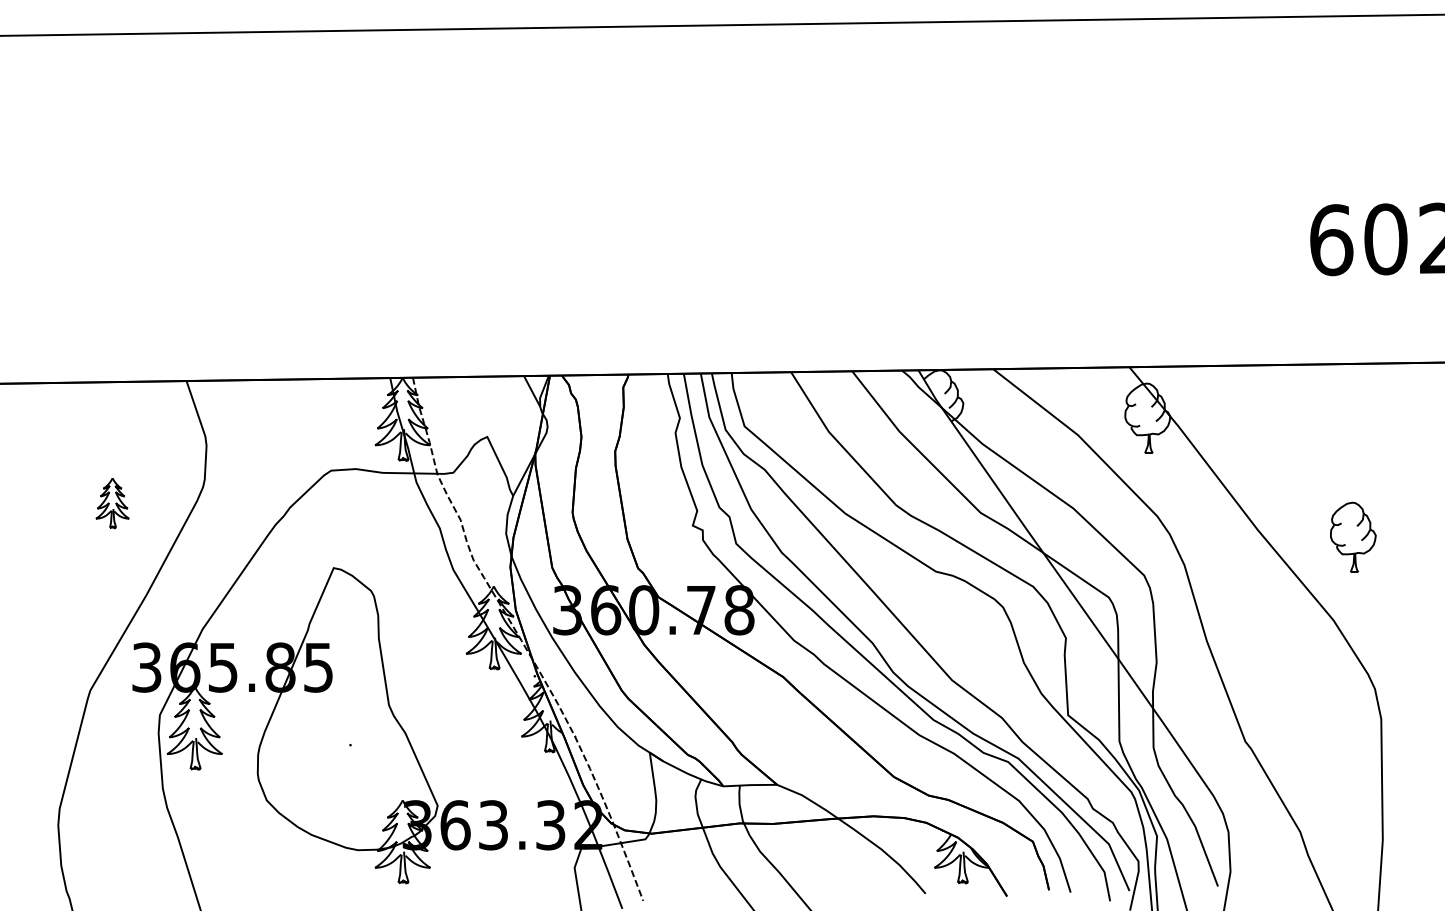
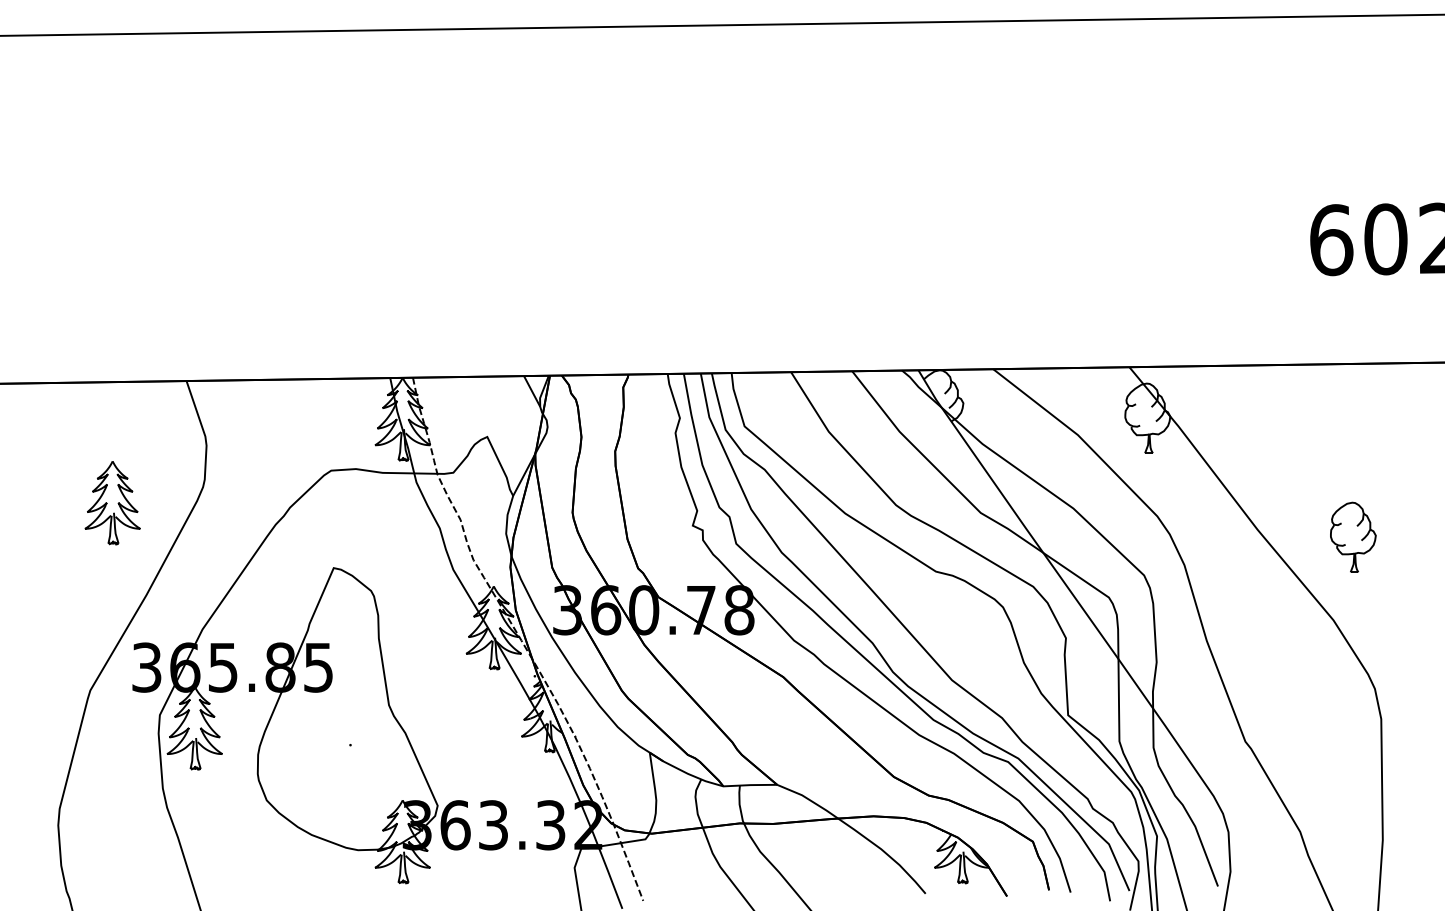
part size: 35x52 px -> 57x85 px (112, 503)
